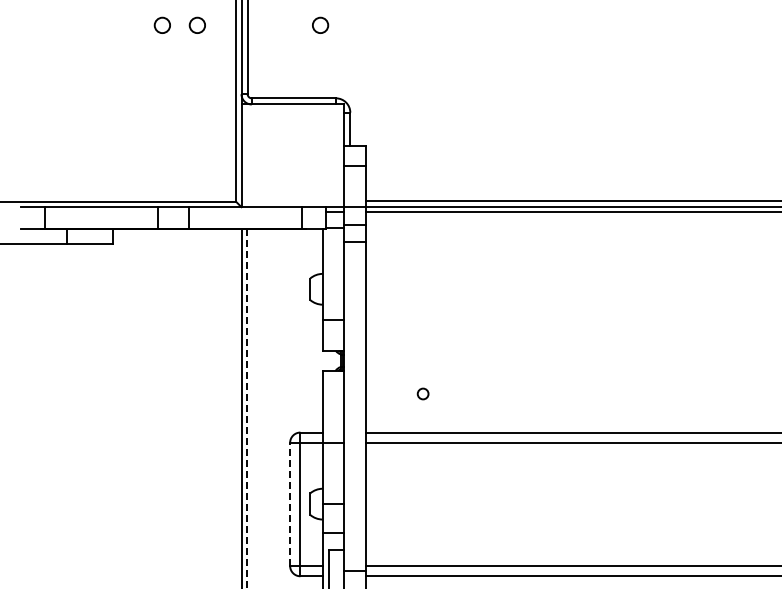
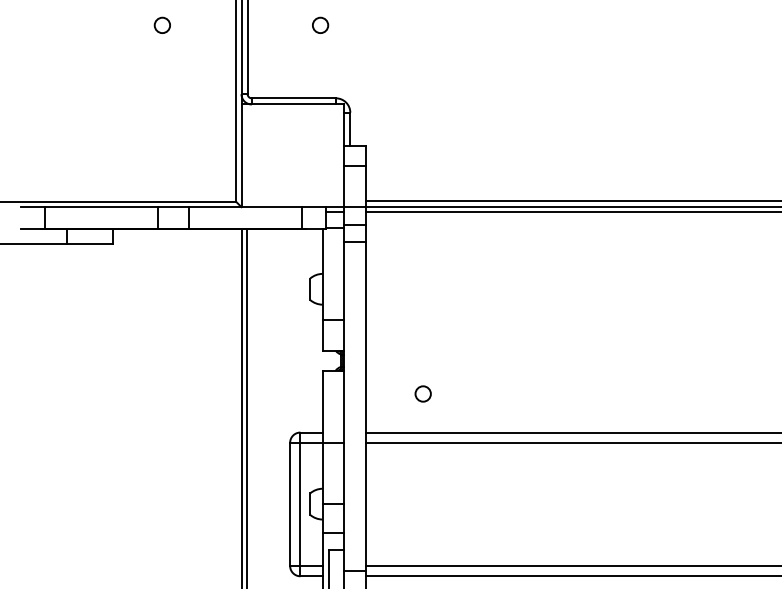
circle: present -> none (196, 24)
circle size: 14x14 px -> 18x18 px (422, 393)
line: dashed -> solid (246, 408)
line: dashed -> solid (290, 504)
